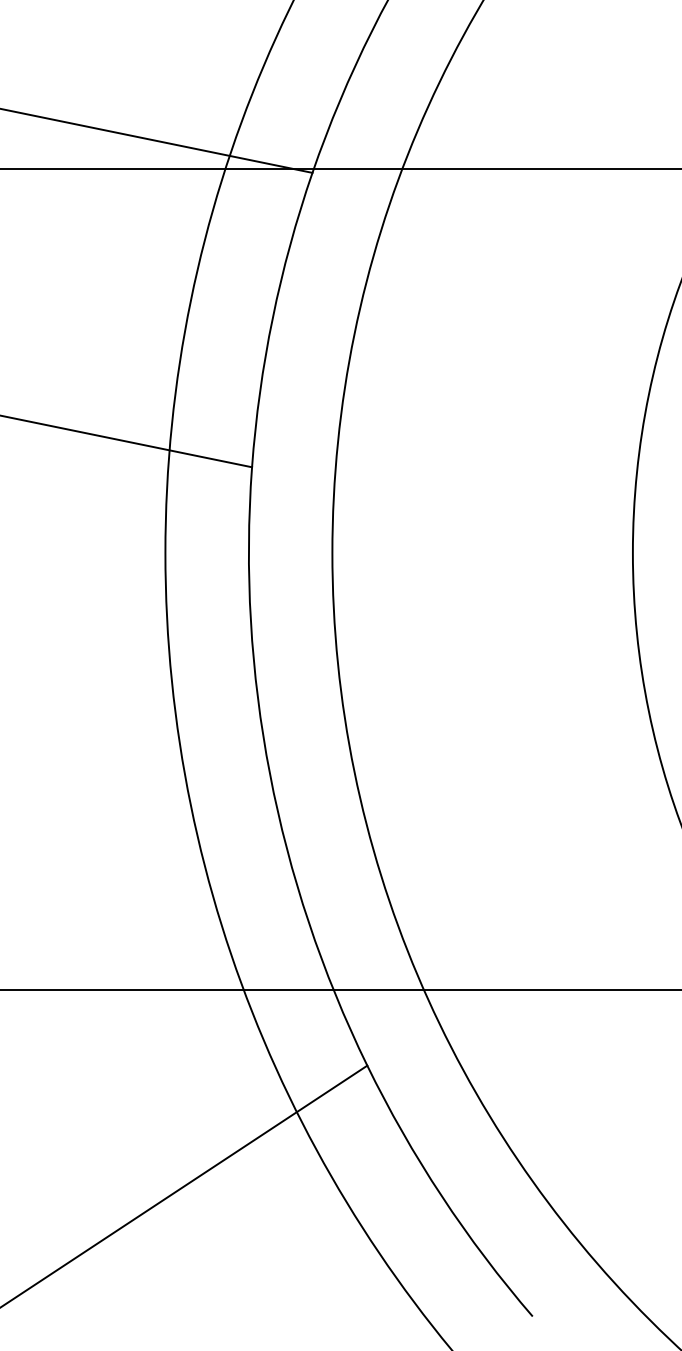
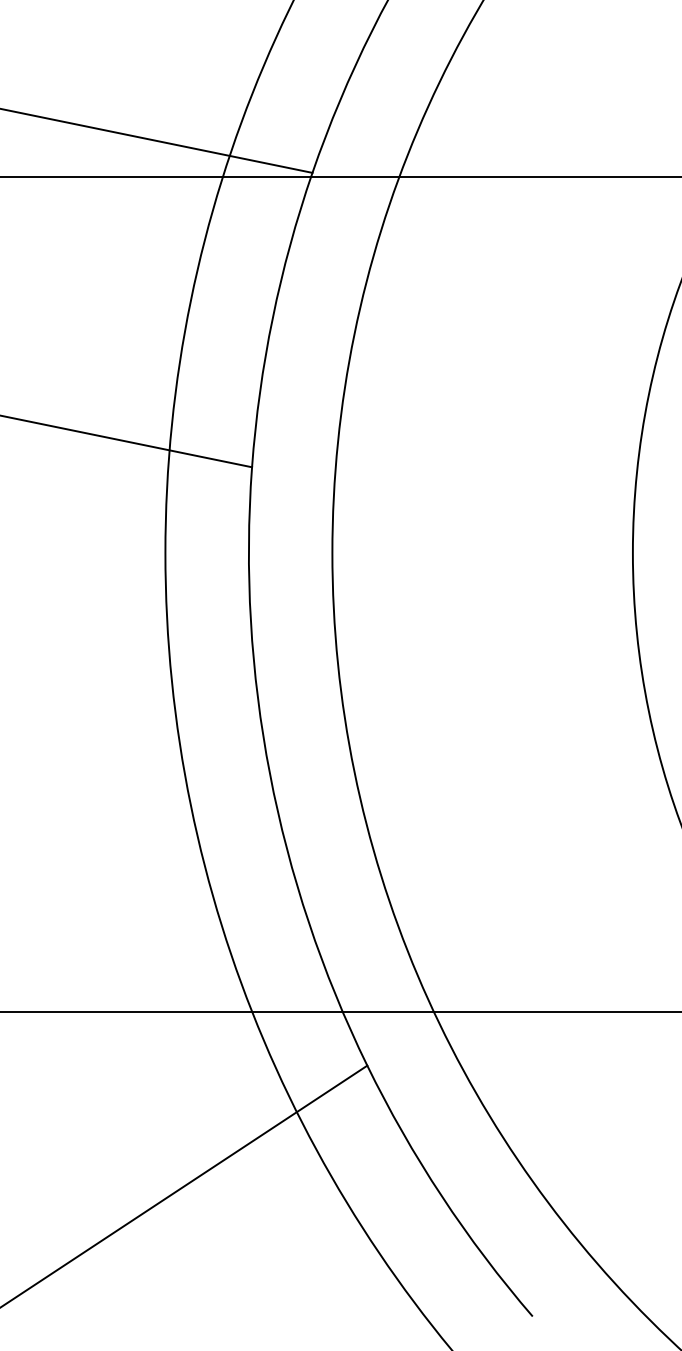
line position: (340, 169) -> (340, 177) (340, 177)
line position: (340, 990) -> (340, 1012) (340, 1012)
